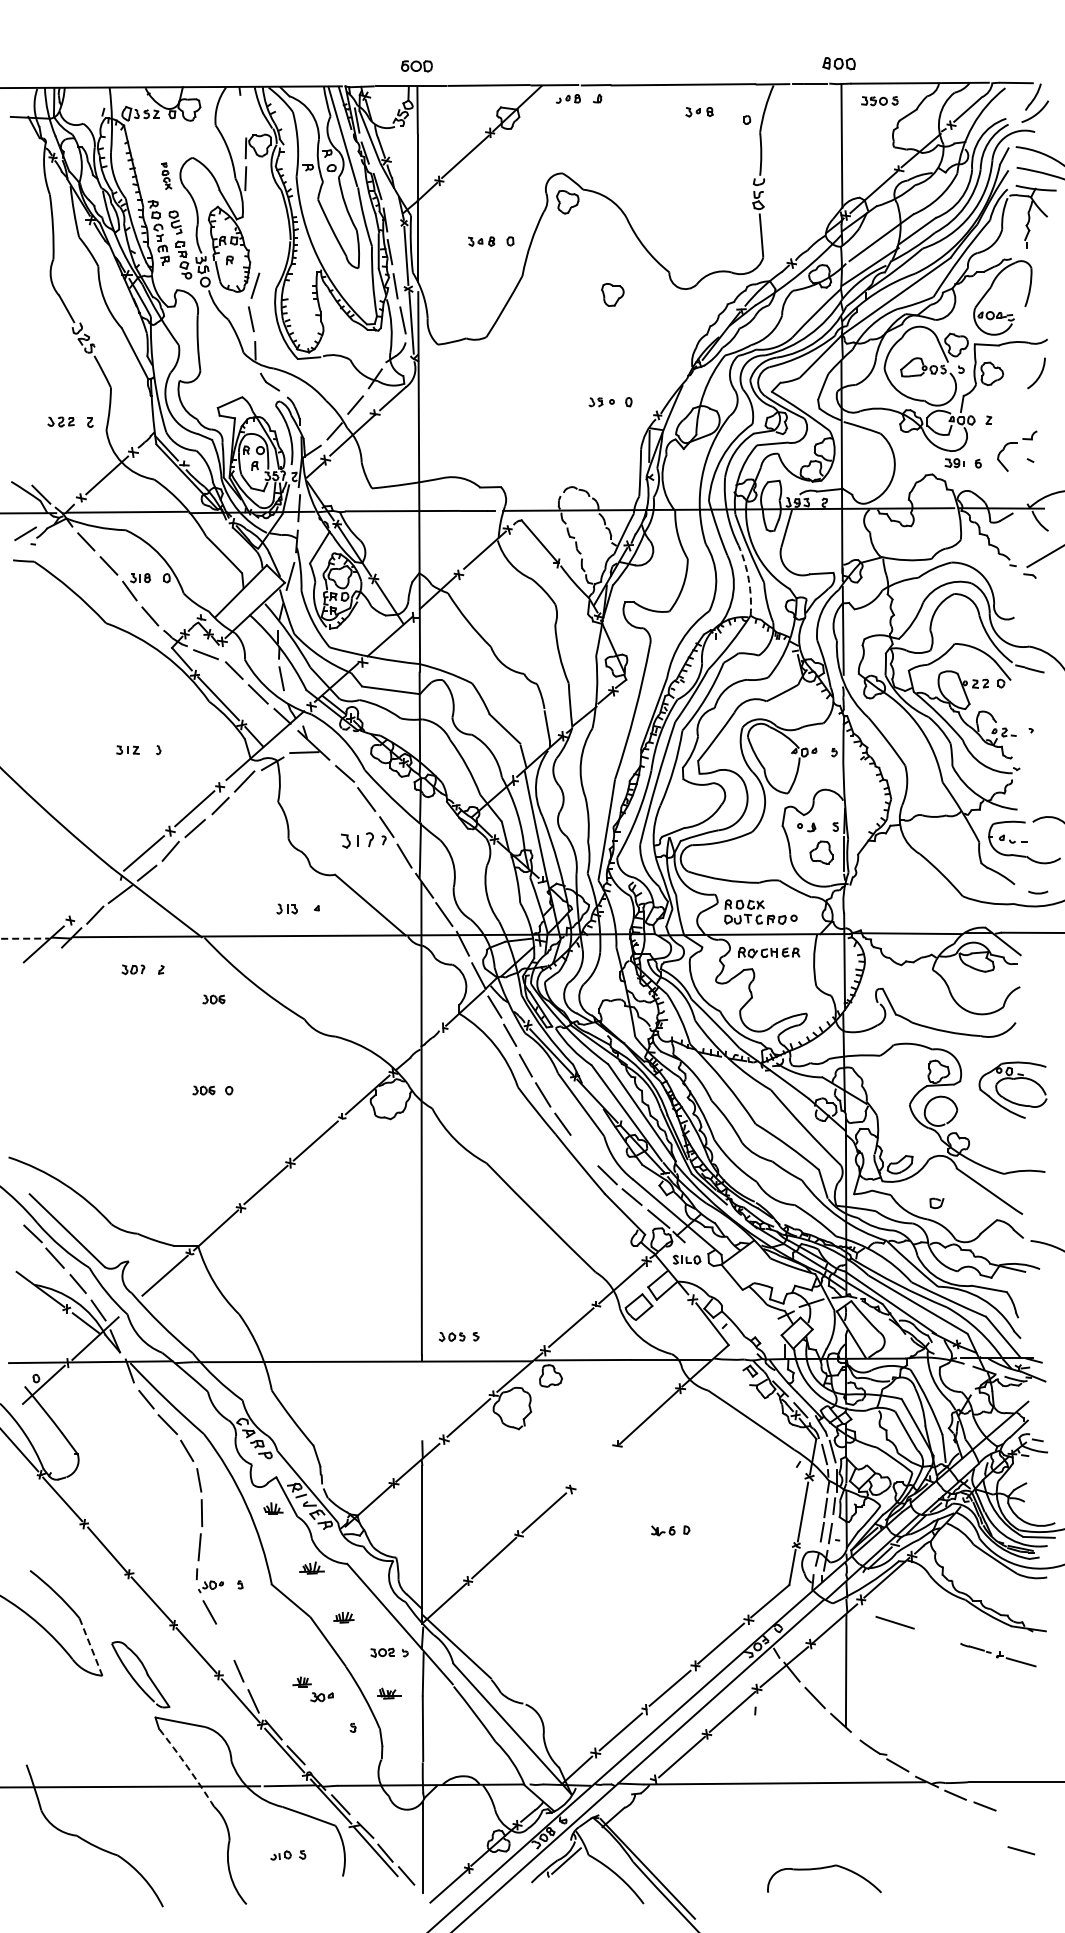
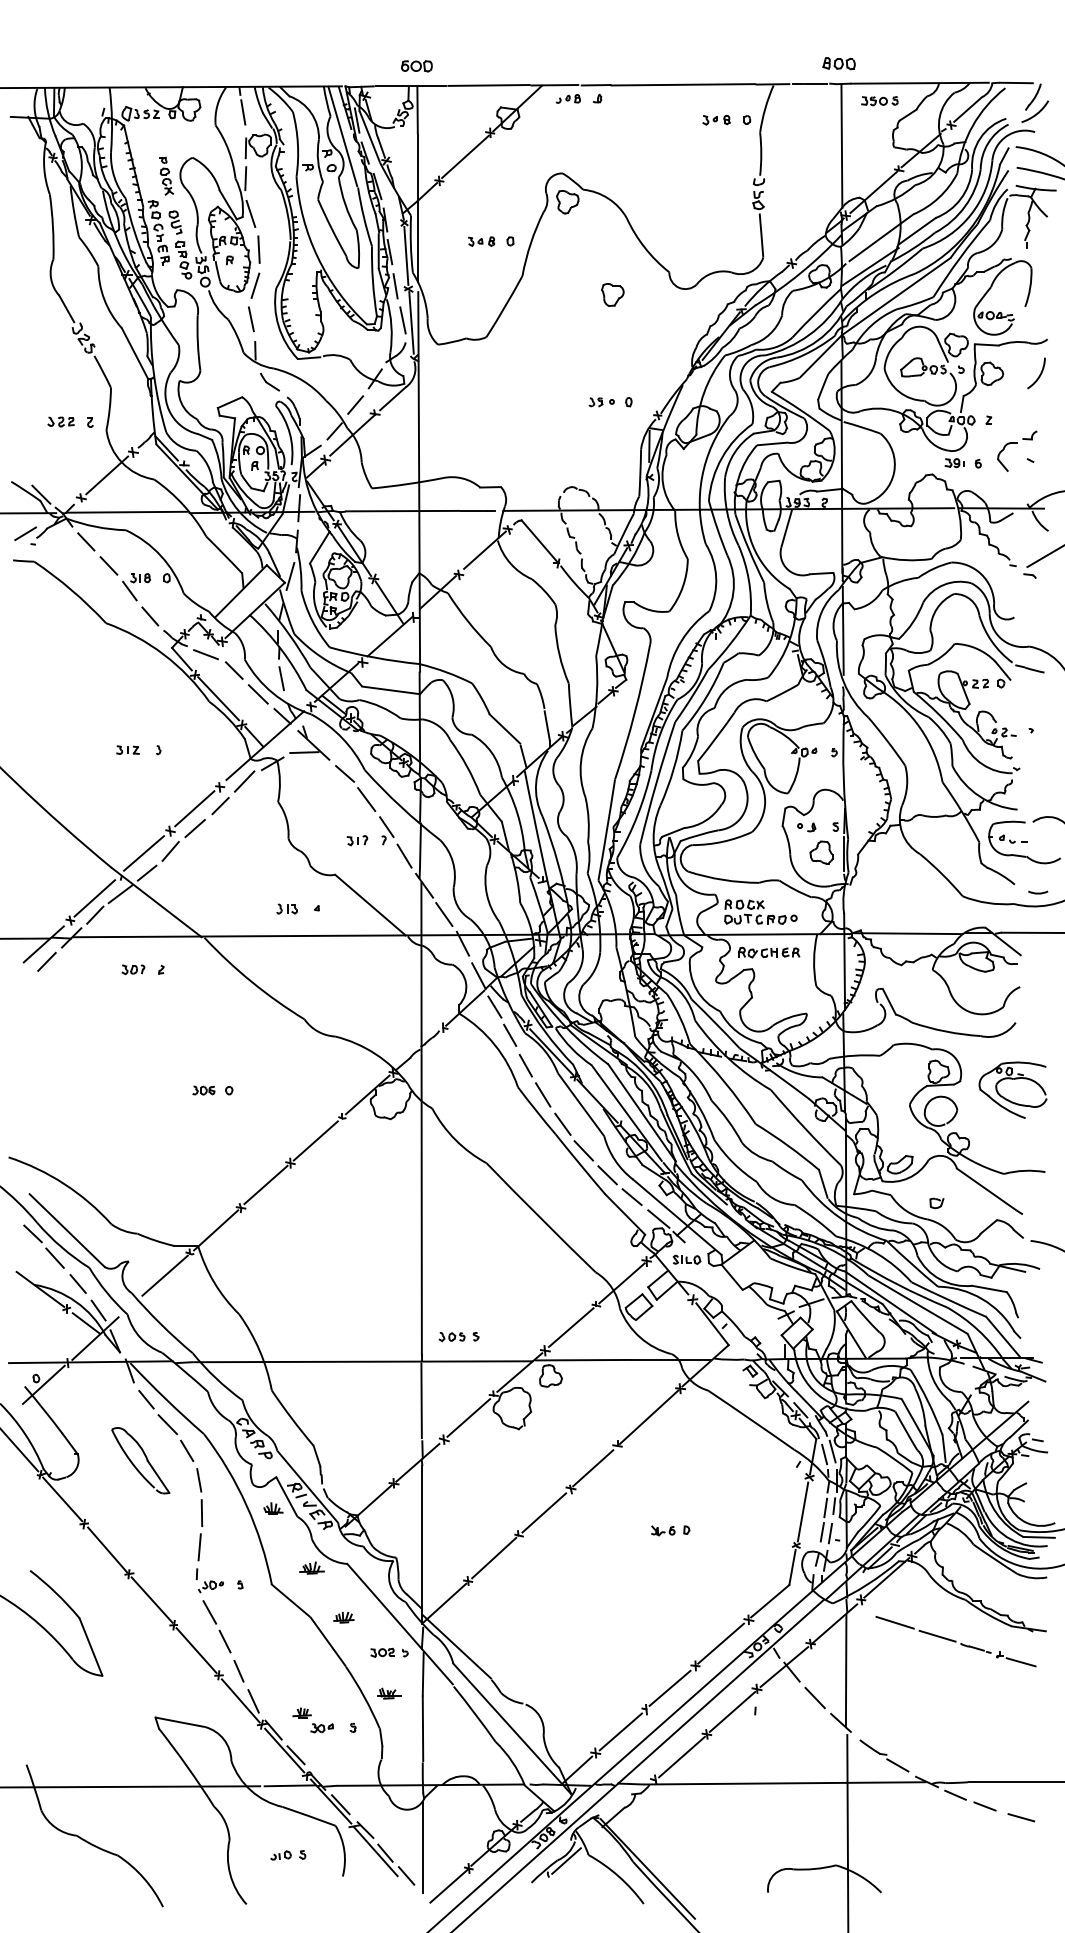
part position: (699, 111) -> (716, 119) (716, 119)
line: none -> present (243, 112)
part size: 12x28 px -> 16x40 px (166, 175)
line: none -> present (250, 213)
line: none -> present (258, 249)
arc: dashed -> solid (748, 579)
part size: 33x17 px -> 23x12 px (357, 840)
line: none -> present (94, 898)
line: dashed -> solid (25, 938)
line: none -> present (46, 961)
part: present -> none (213, 999)
line: none -> present (583, 1150)
line: none -> present (421, 1400)
line: none -> present (593, 1468)
line: none -> present (937, 1635)
line: none -> present (224, 1641)
line: dashed -> solid (91, 1647)
part position: (140, 1674) -> (140, 1460) (140, 1460)
part position: (312, 1689) -> (312, 1720) (312, 1720)
arc: dashed -> solid (187, 1767)
line: none -> present (847, 1832)
line position: (1021, 1850) -> (1021, 1817) (1021, 1817)
